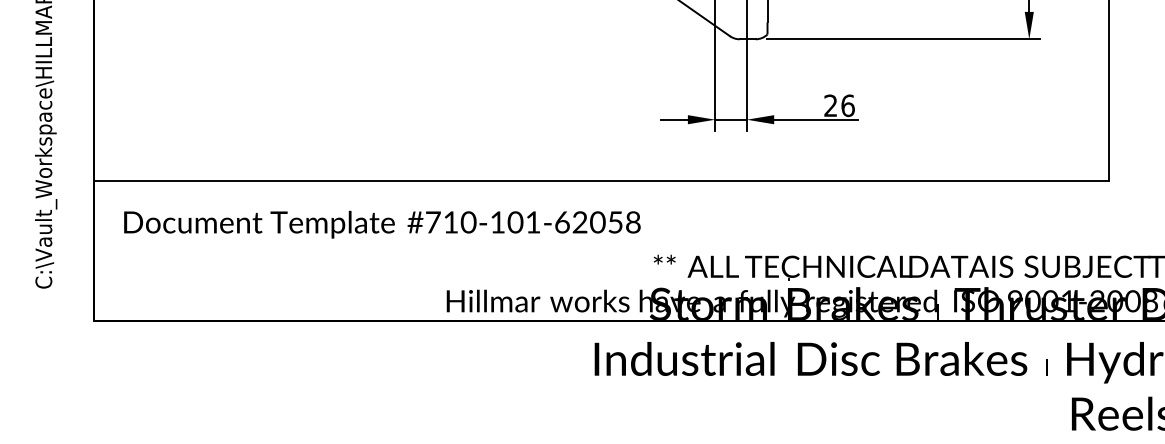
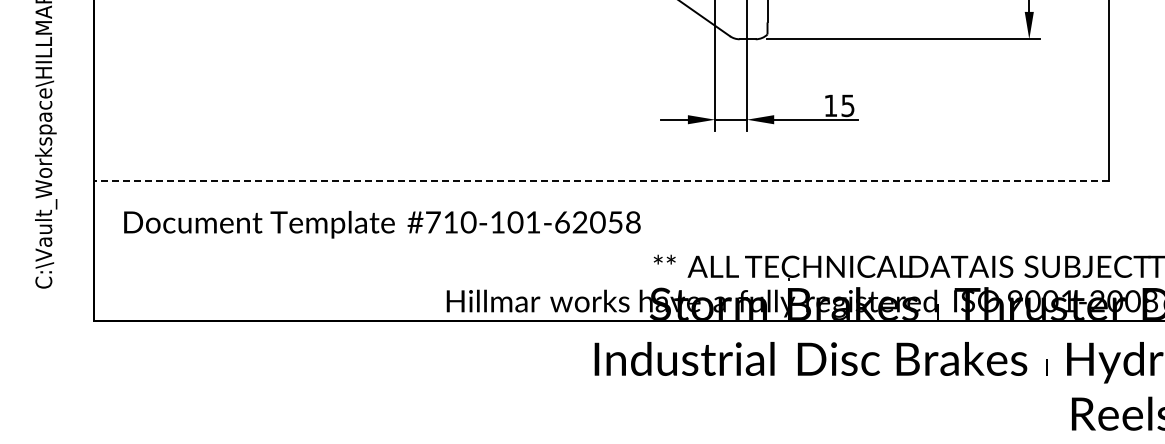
text: 26 -> 15 (839, 105)
line: solid -> dashed (600, 181)
